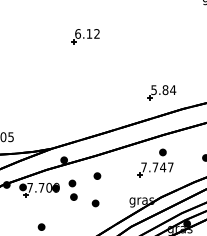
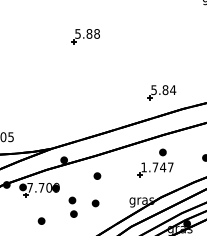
text: 6.12 -> 5.88 (87, 33)
text: 7.747 -> 1.747 (143, 167)
part position: (72, 189) -> (72, 206) (72, 206)
part position: (41, 226) -> (41, 220) (41, 220)
